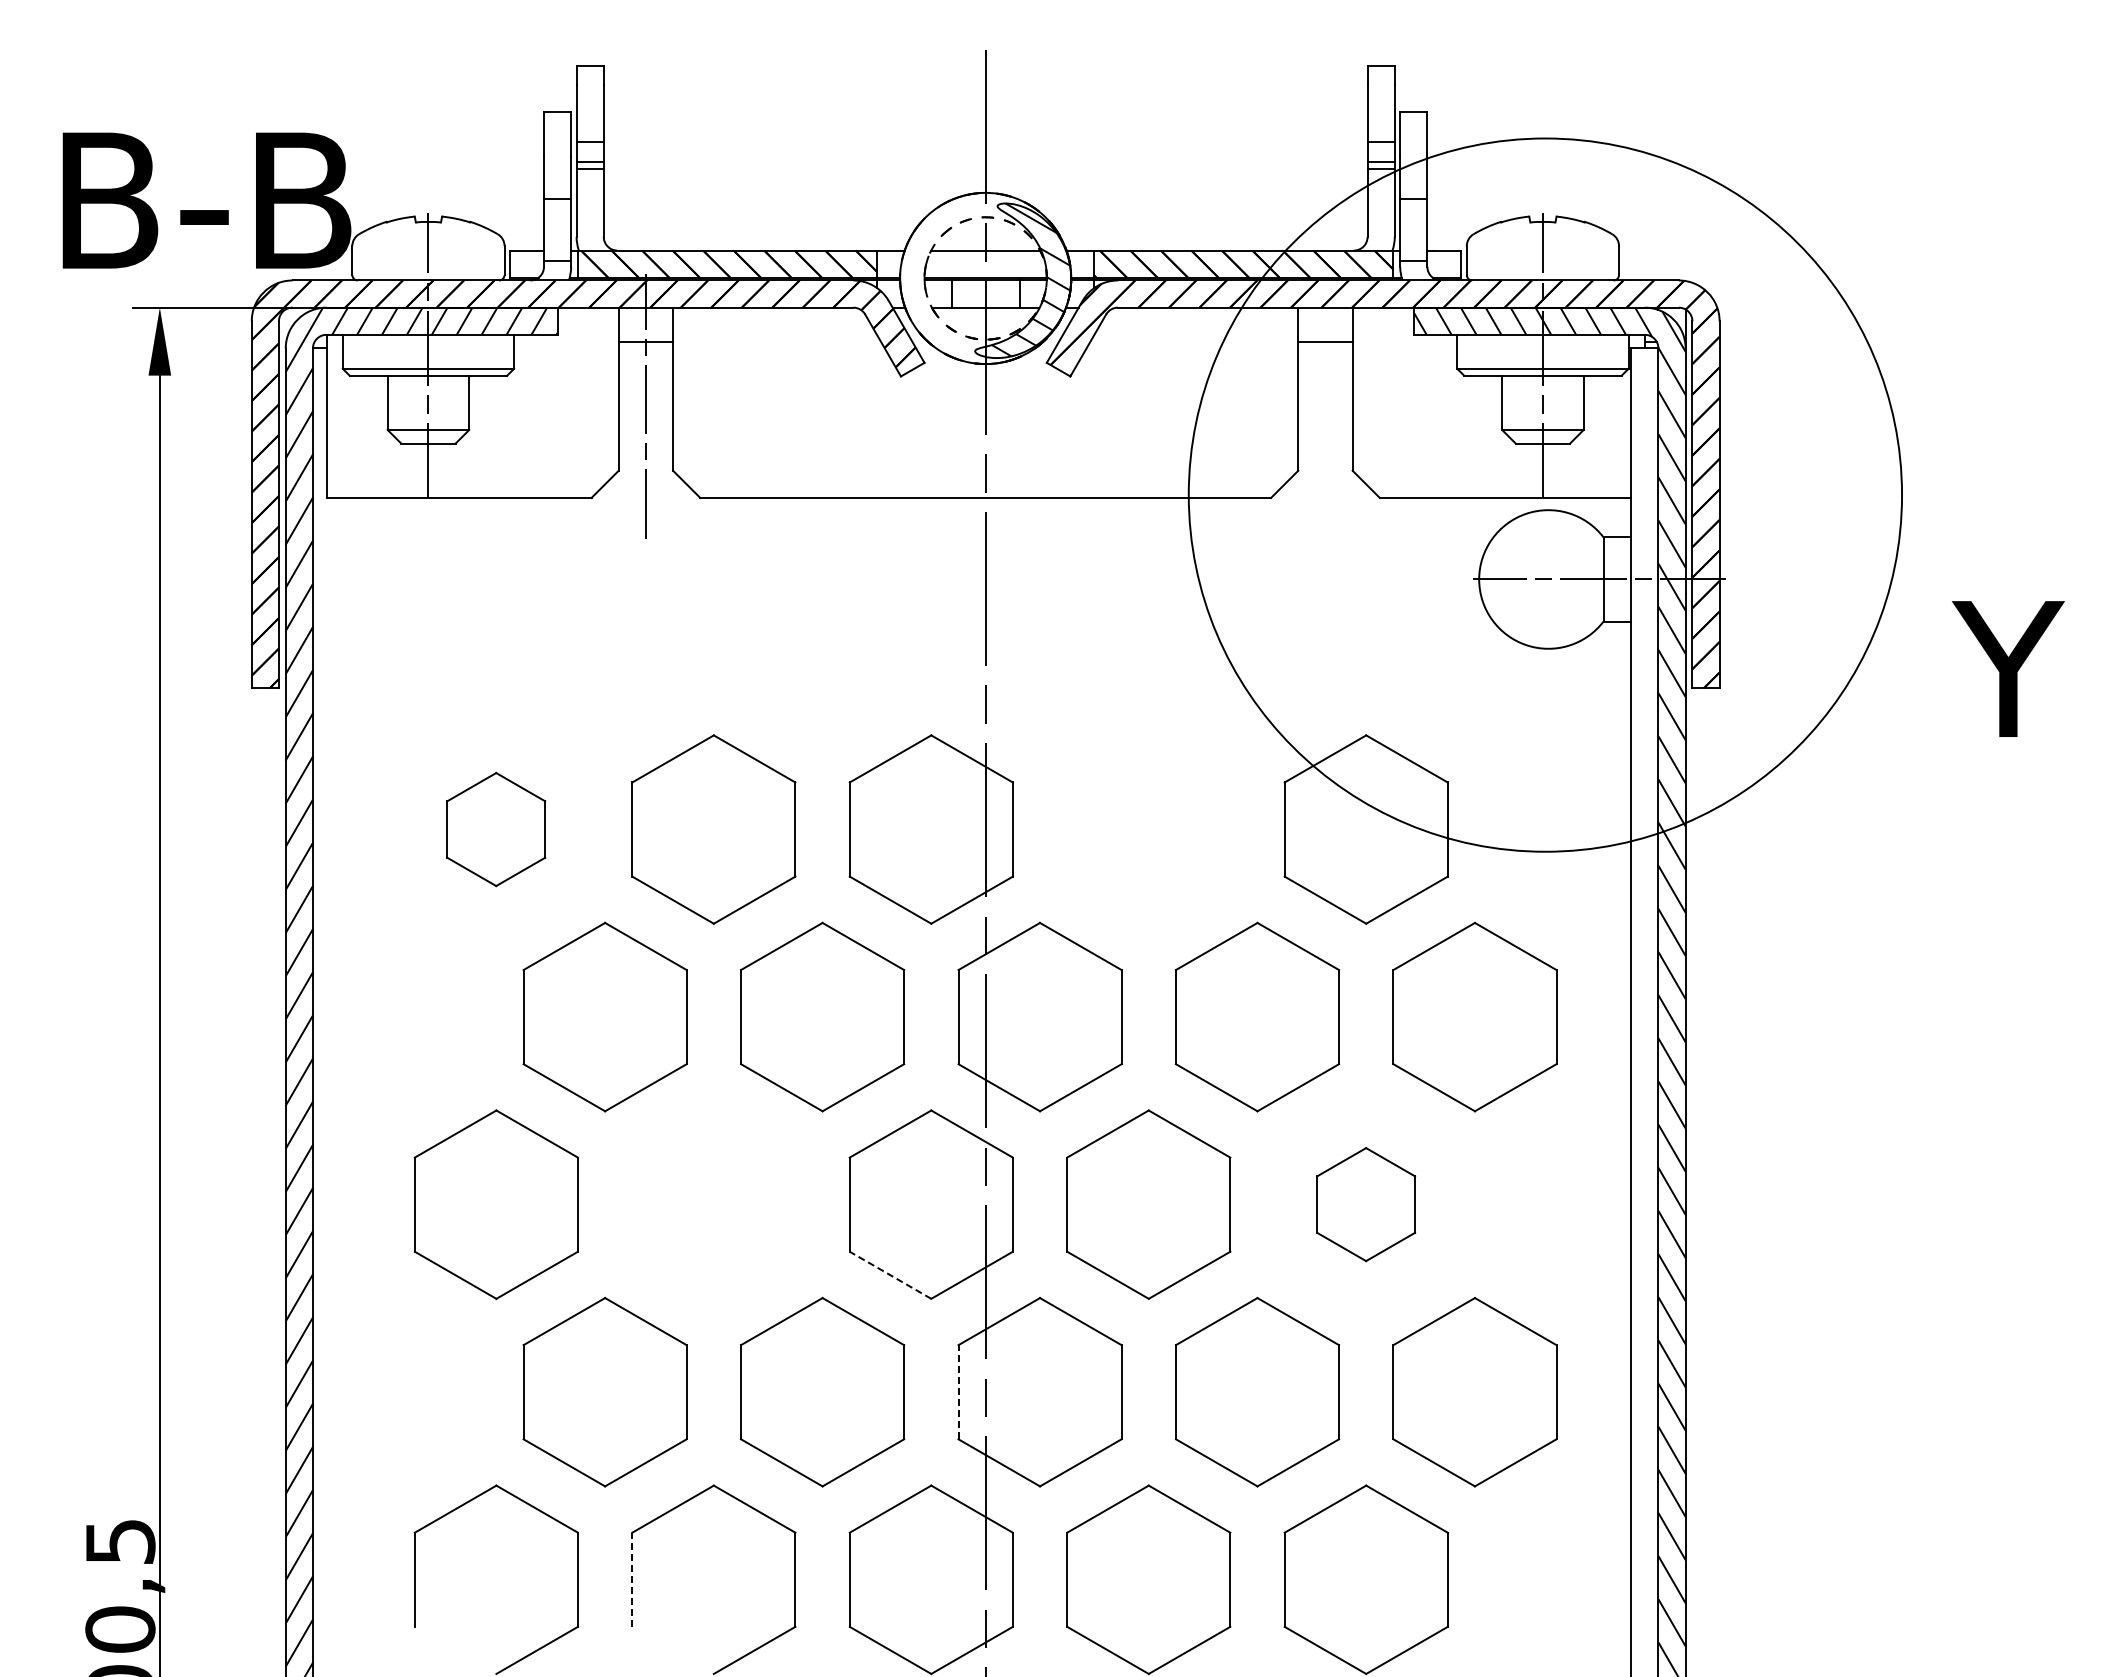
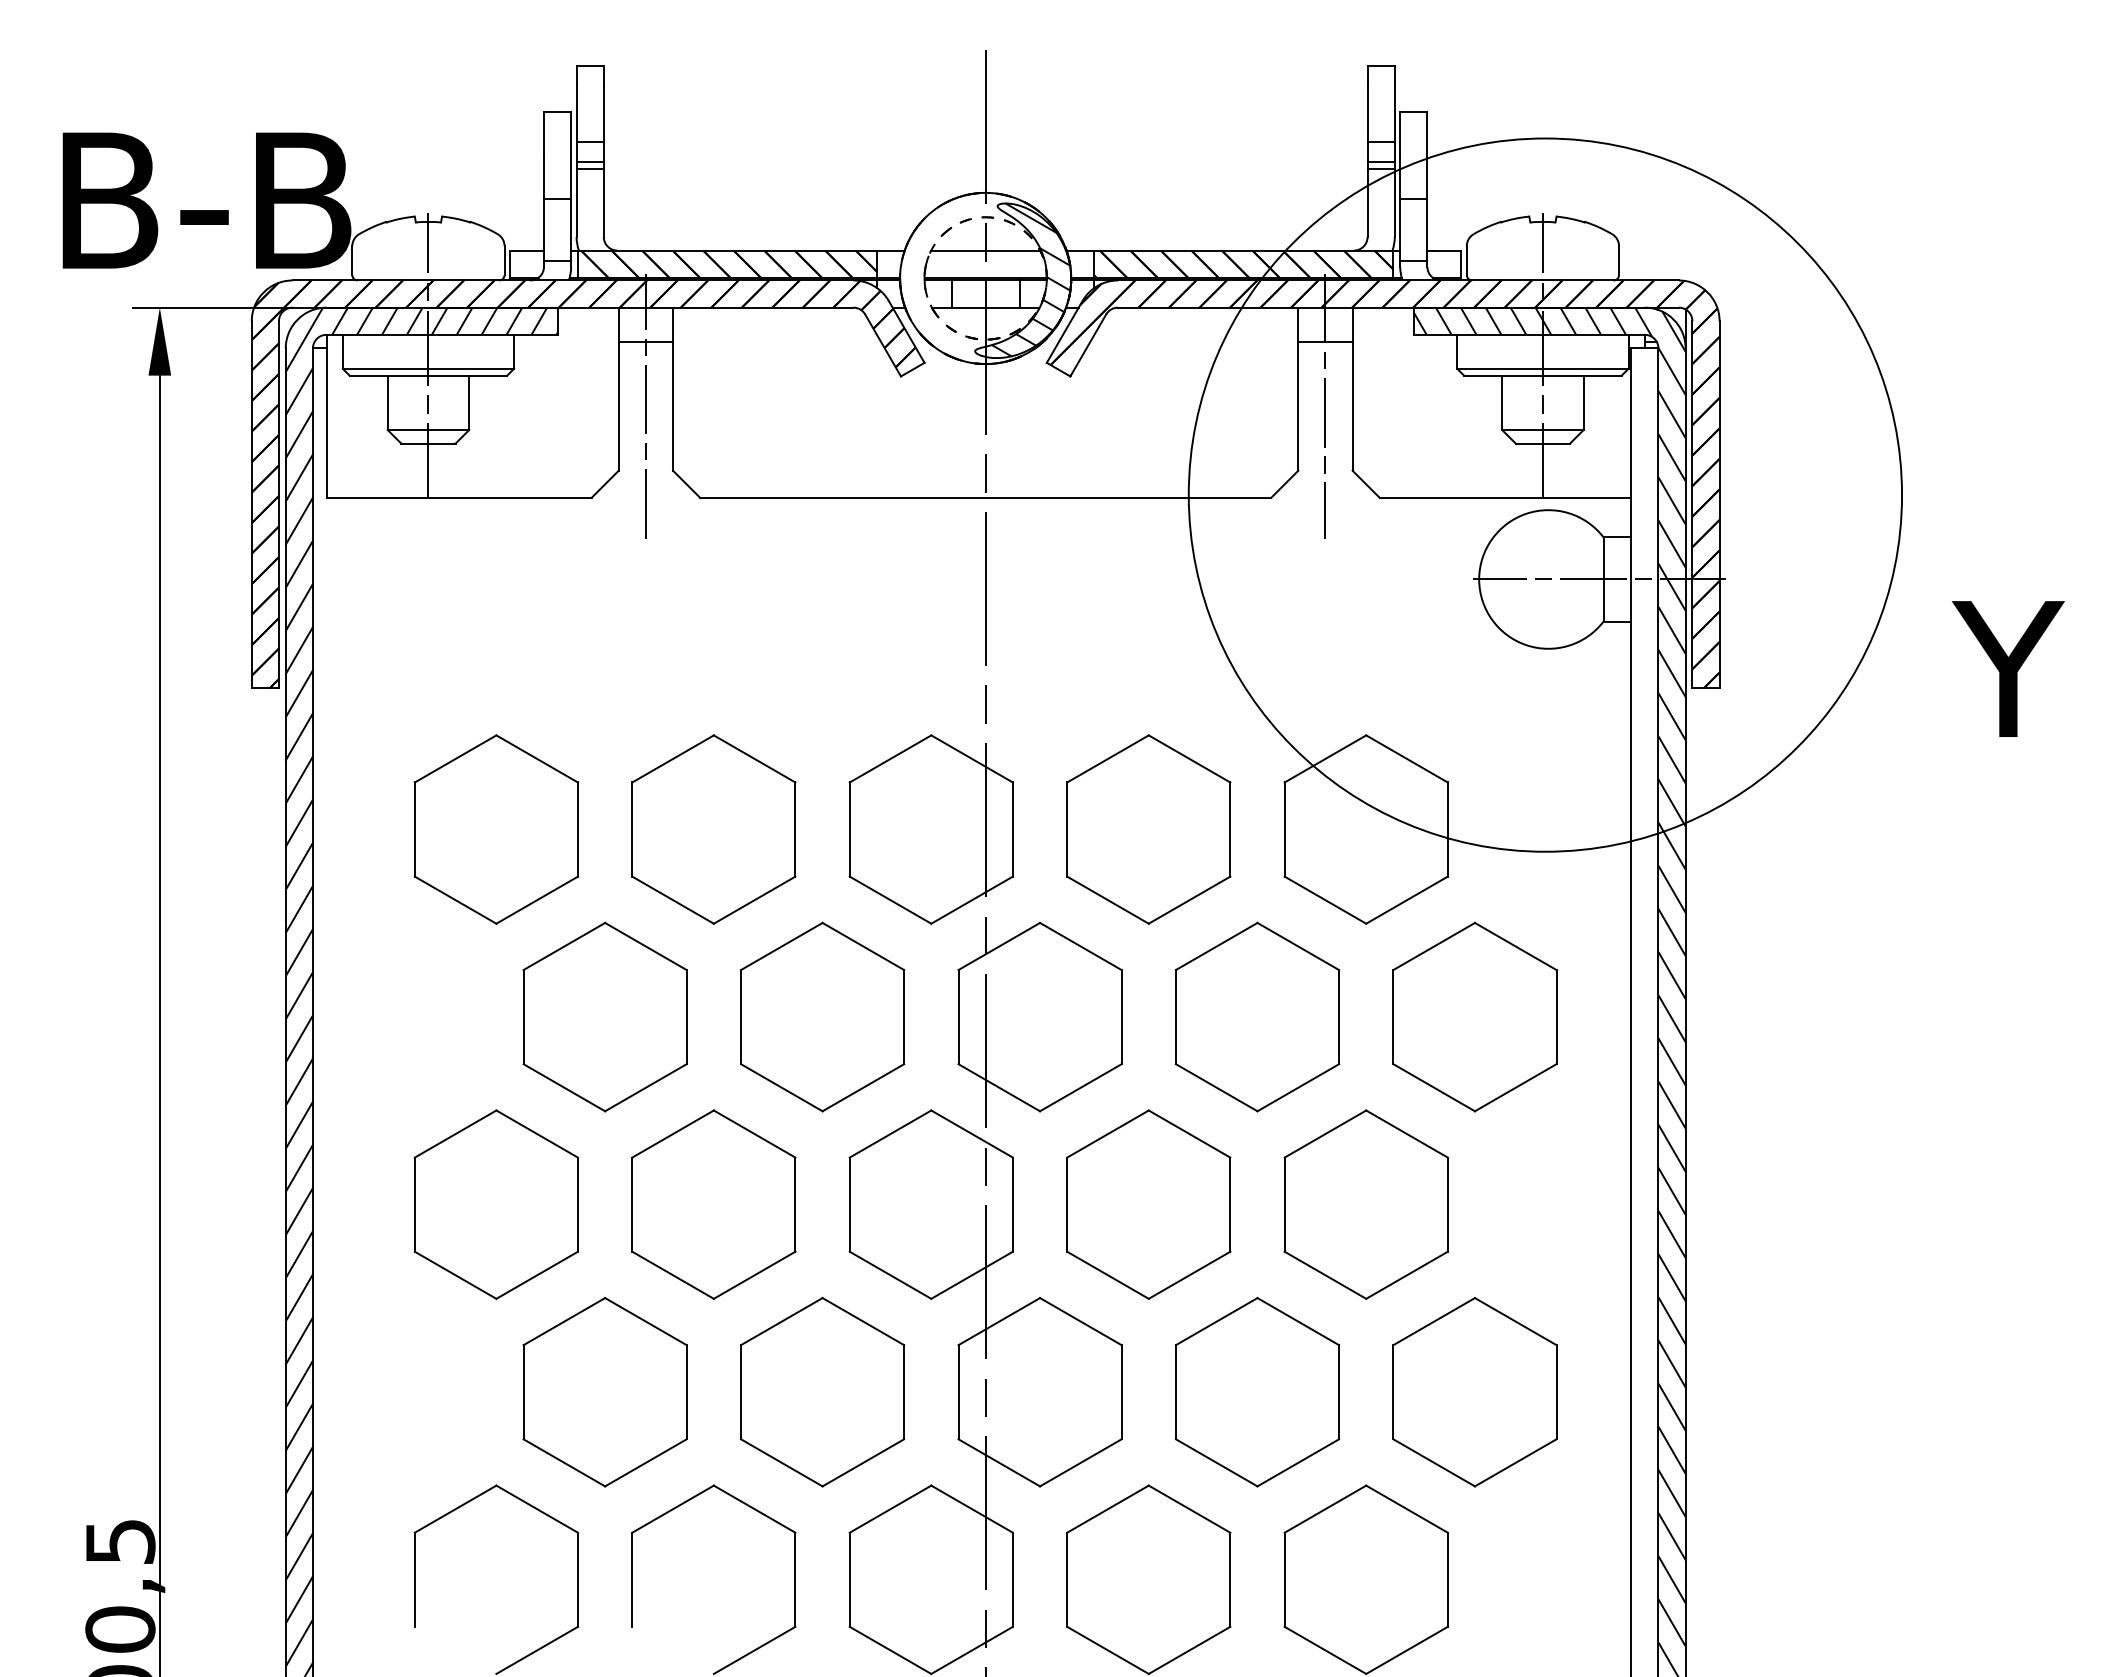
line: none -> present (1325, 405)
part size: 101x117 px -> 166x191 px (495, 829)
part: none -> present (1148, 829)
part: none -> present (713, 1204)
part size: 101x116 px -> 166x191 px (1365, 1204)
line: dashed -> solid (890, 1275)
line: dashed -> solid (958, 1391)
line: dashed -> solid (632, 1579)
